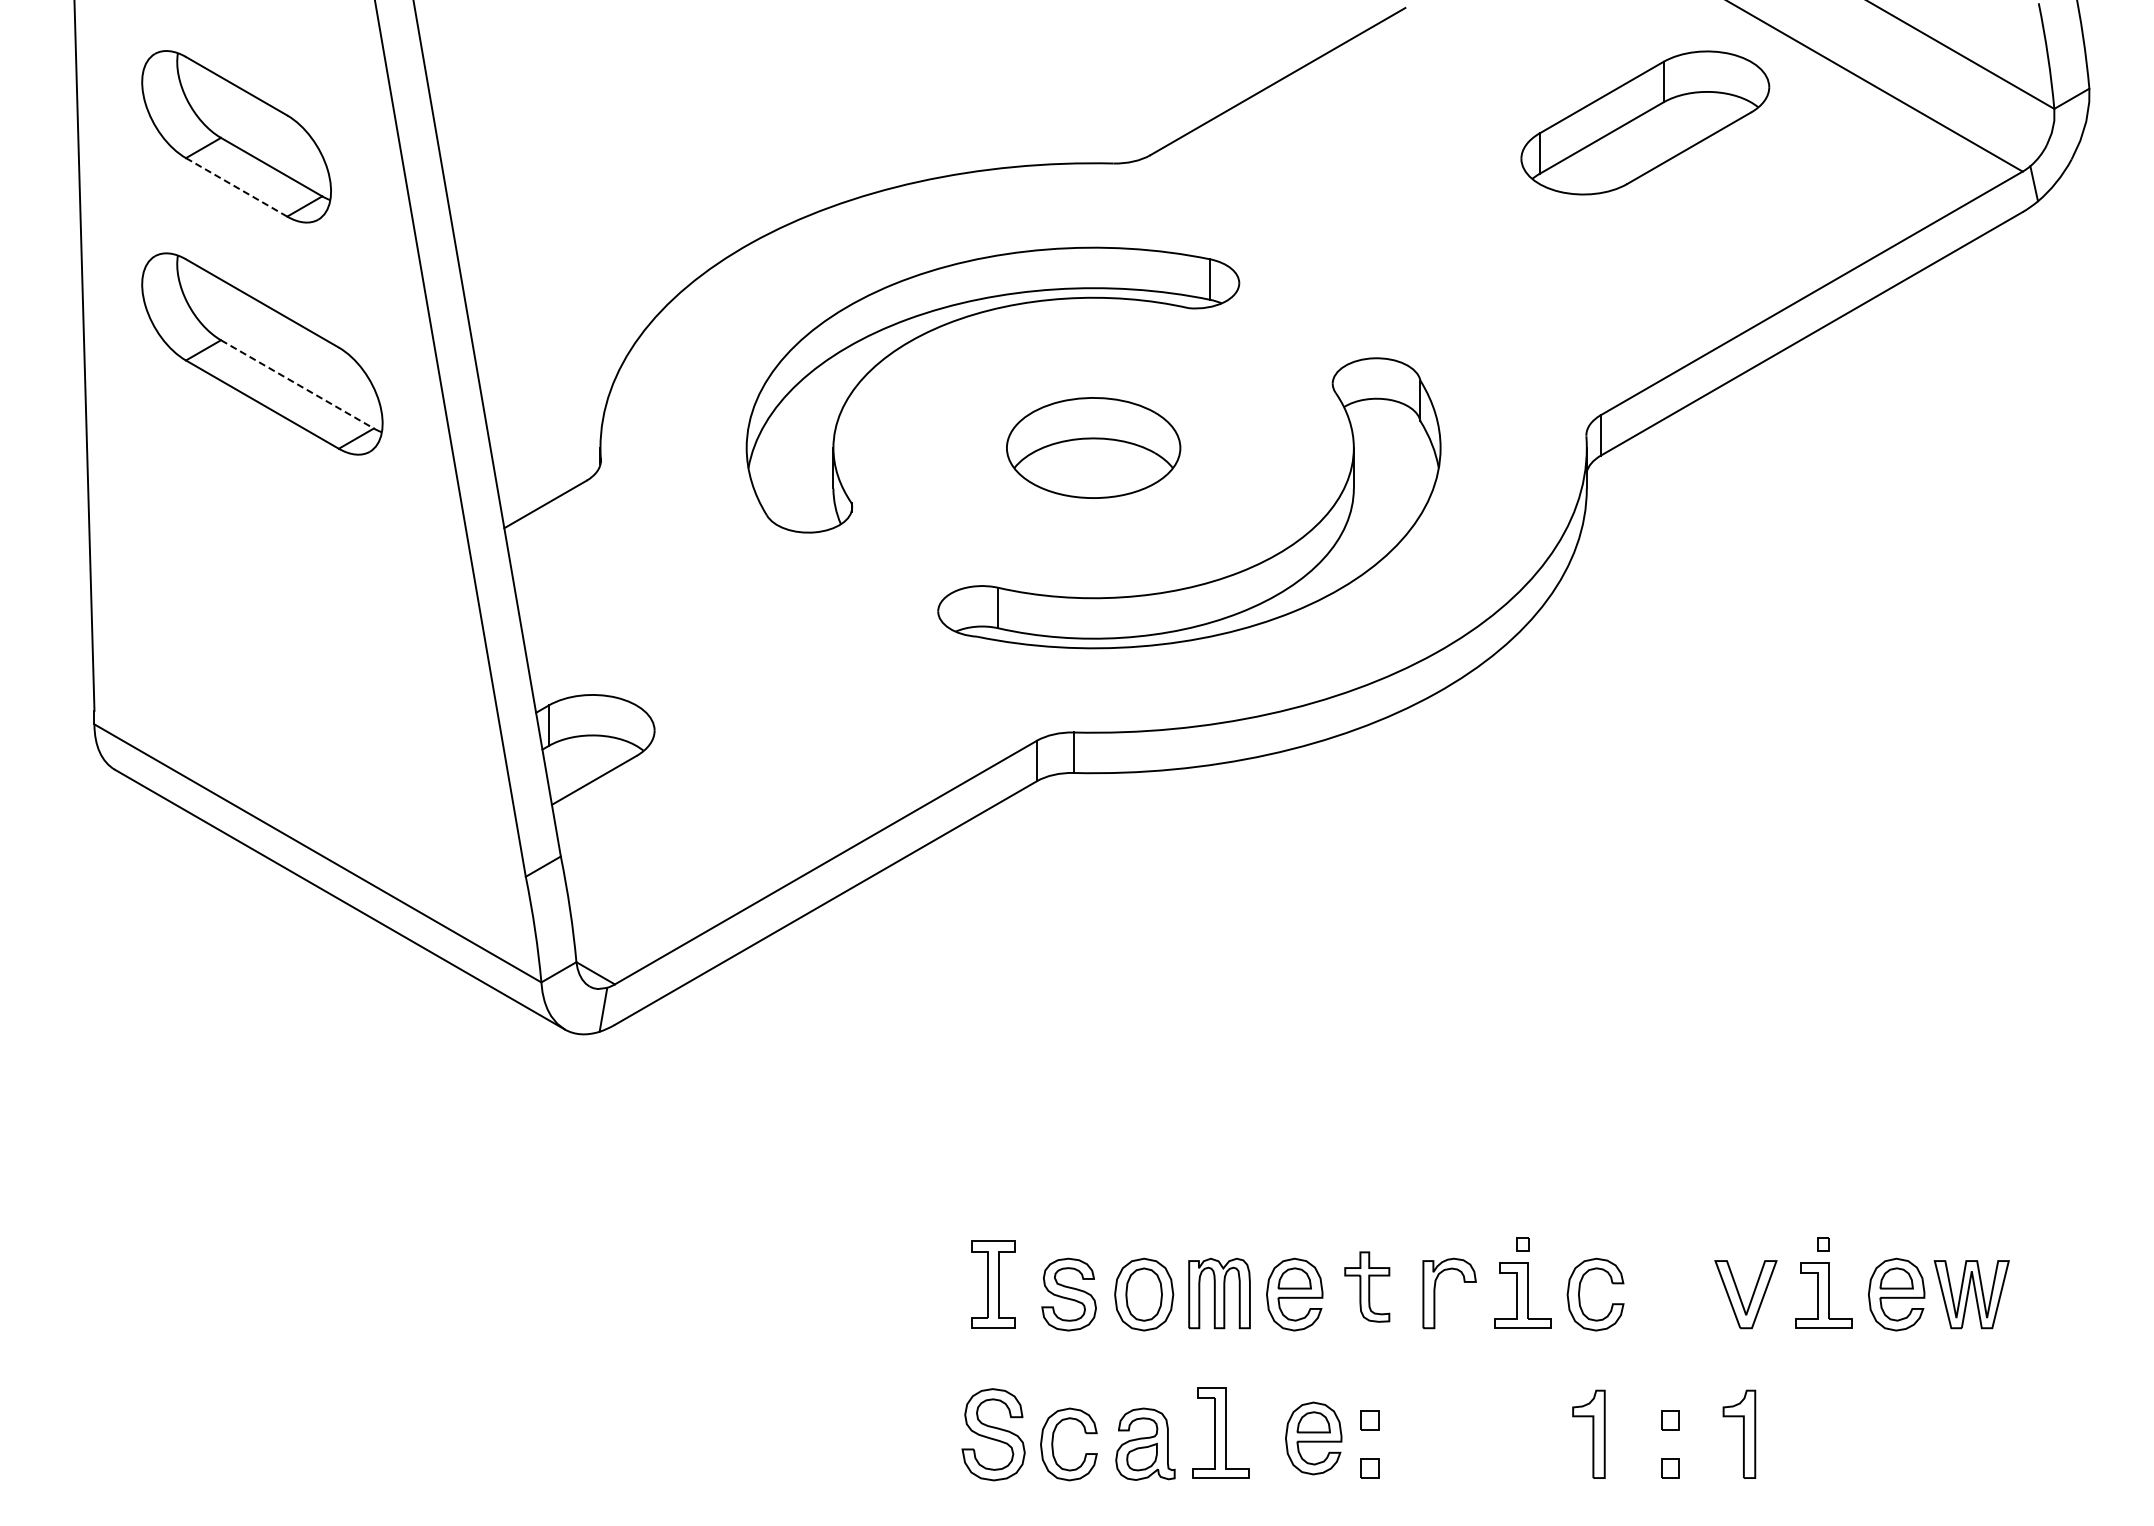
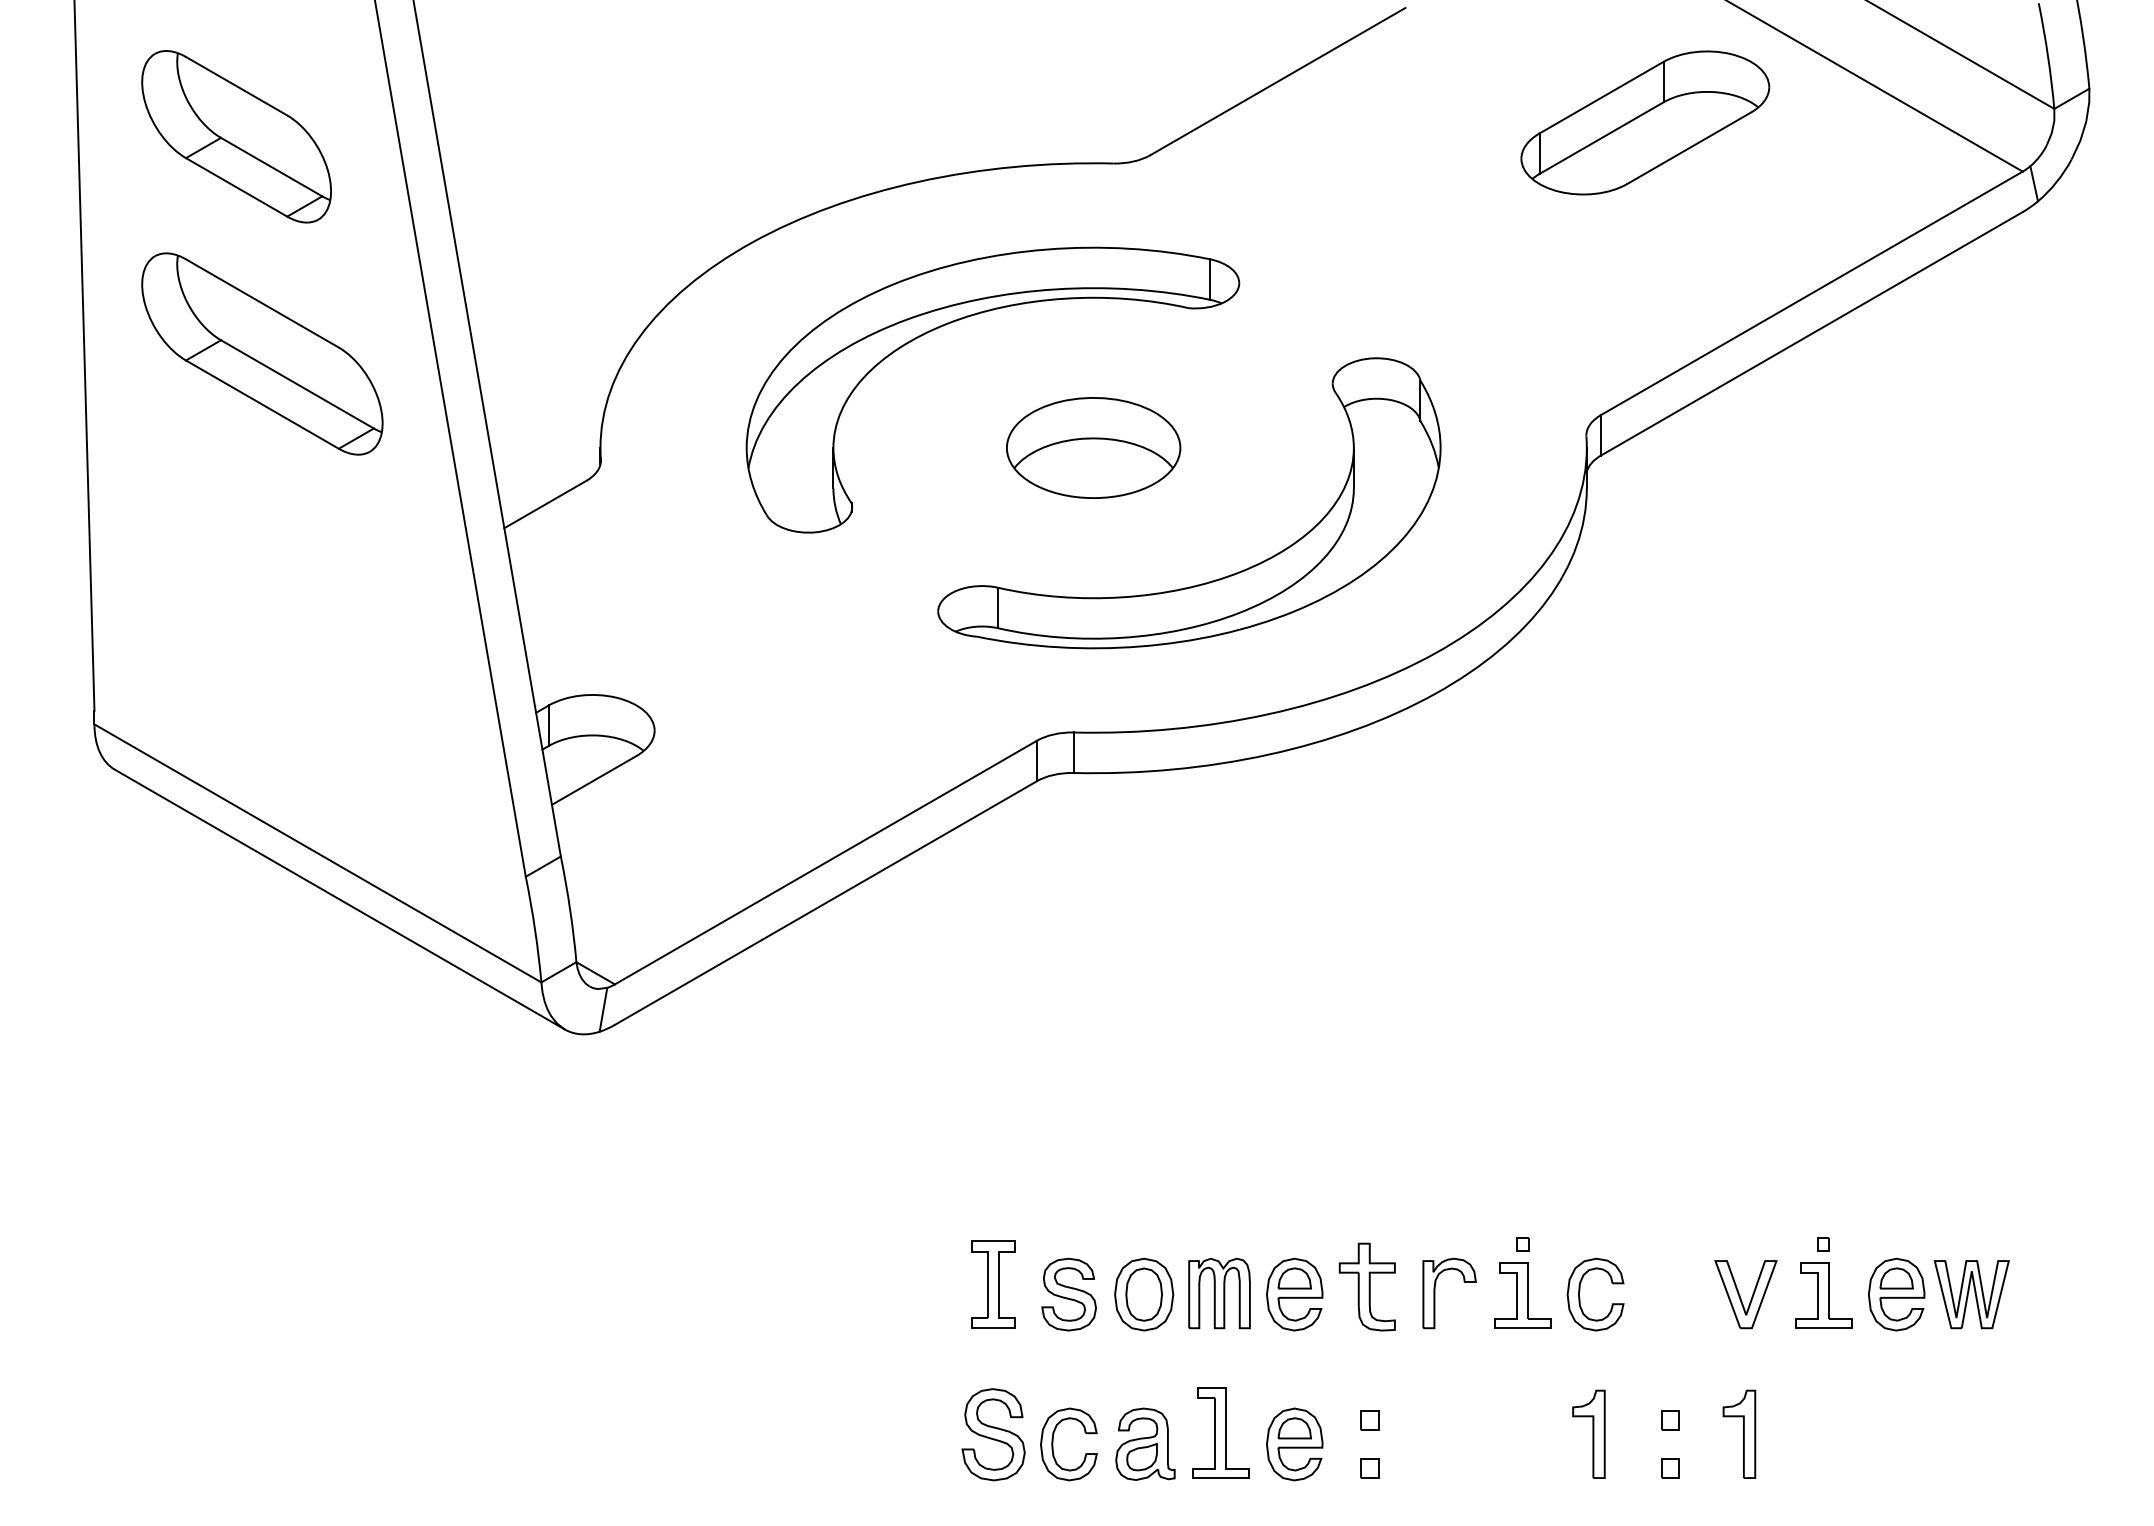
line: dashed -> solid (237, 187)
line: dashed -> solid (297, 384)
part size: 47x72 px -> 58x90 px (1366, 1286)
part position: (1313, 1438) -> (1294, 1444) (1294, 1444)
